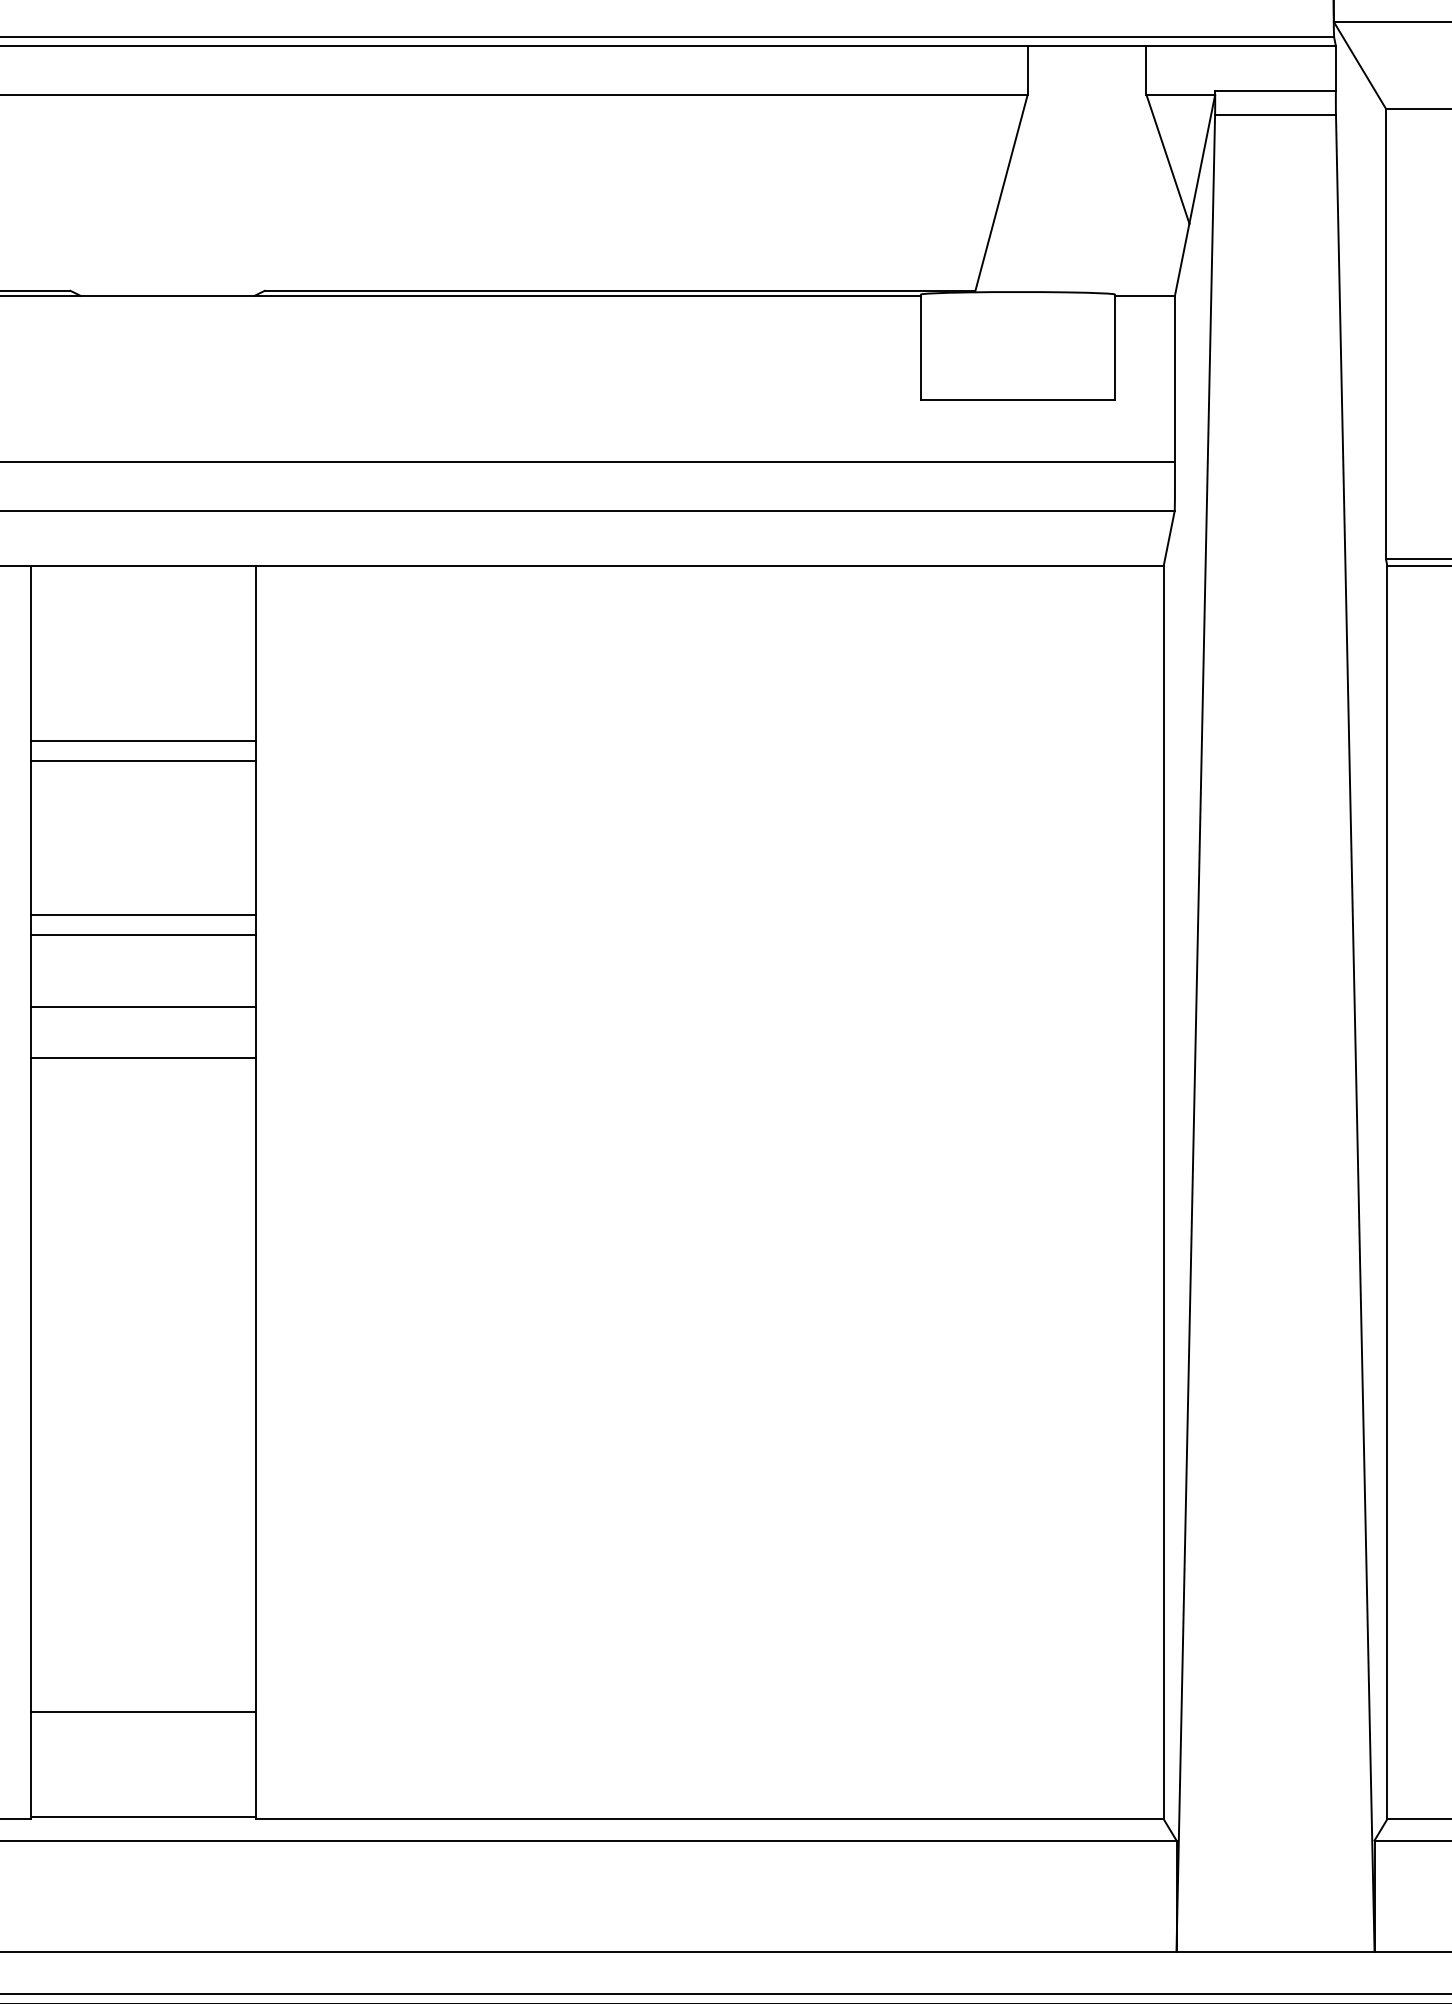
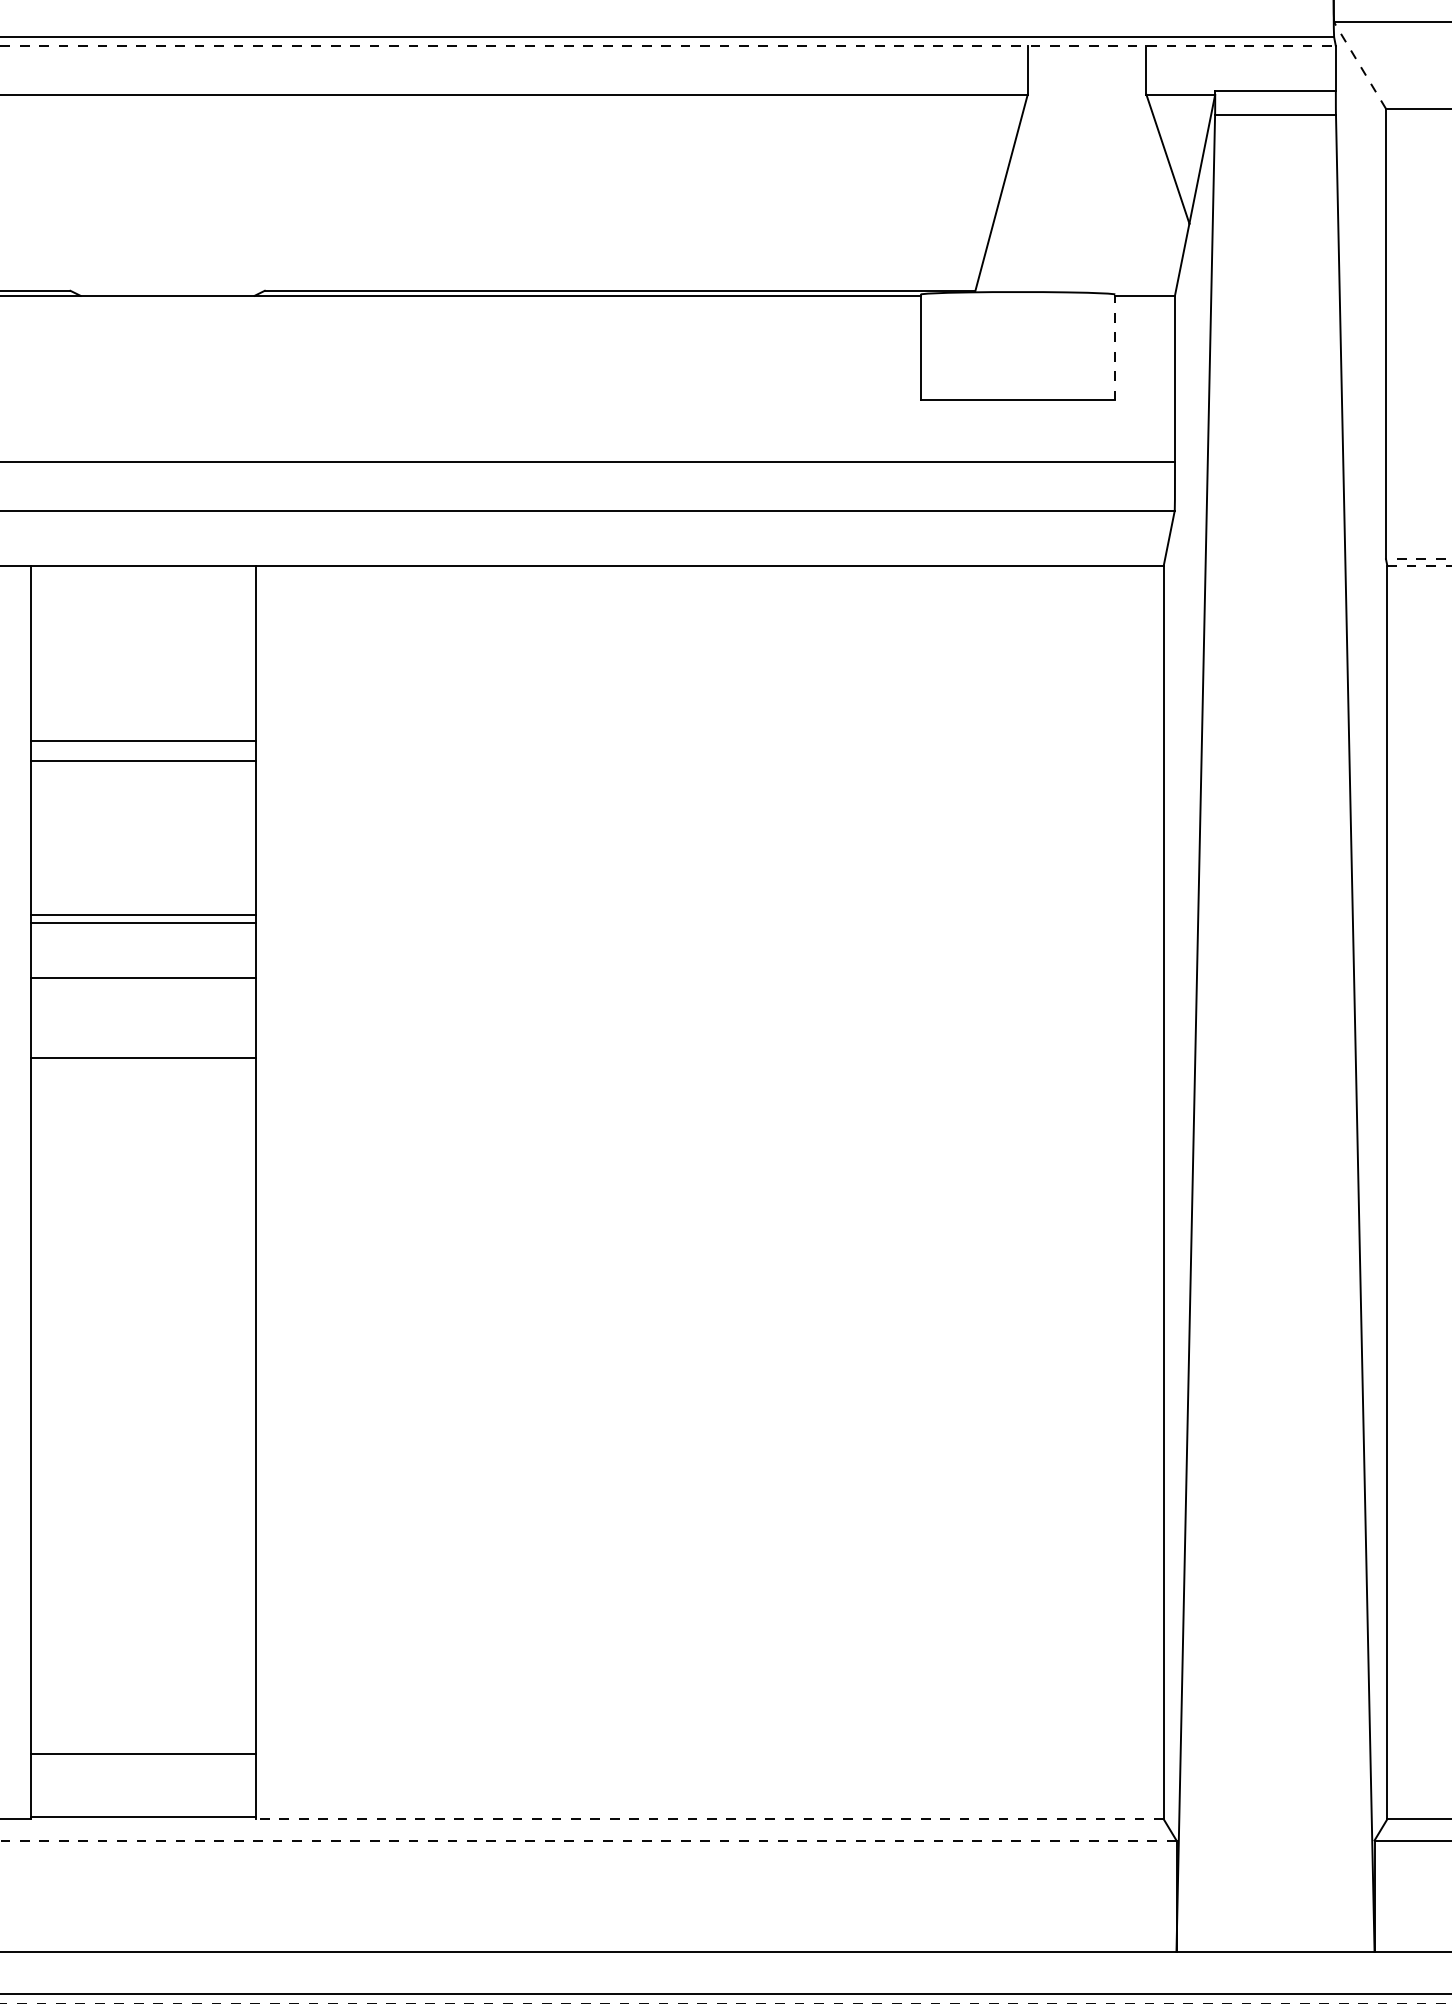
line: solid -> dashed (668, 46)
line: solid -> dashed (1359, 65)
line: solid -> dashed (1115, 347)
line: solid -> dashed (1418, 559)
line: solid -> dashed (1419, 565)
line position: (142, 934) -> (142, 922) (142, 922)
line position: (142, 1006) -> (142, 977) (142, 977)
line position: (142, 1712) -> (142, 1754) (142, 1754)
line: solid -> dashed (709, 1819)
line: solid -> dashed (588, 1840)
line: solid -> dashed (725, 2003)
